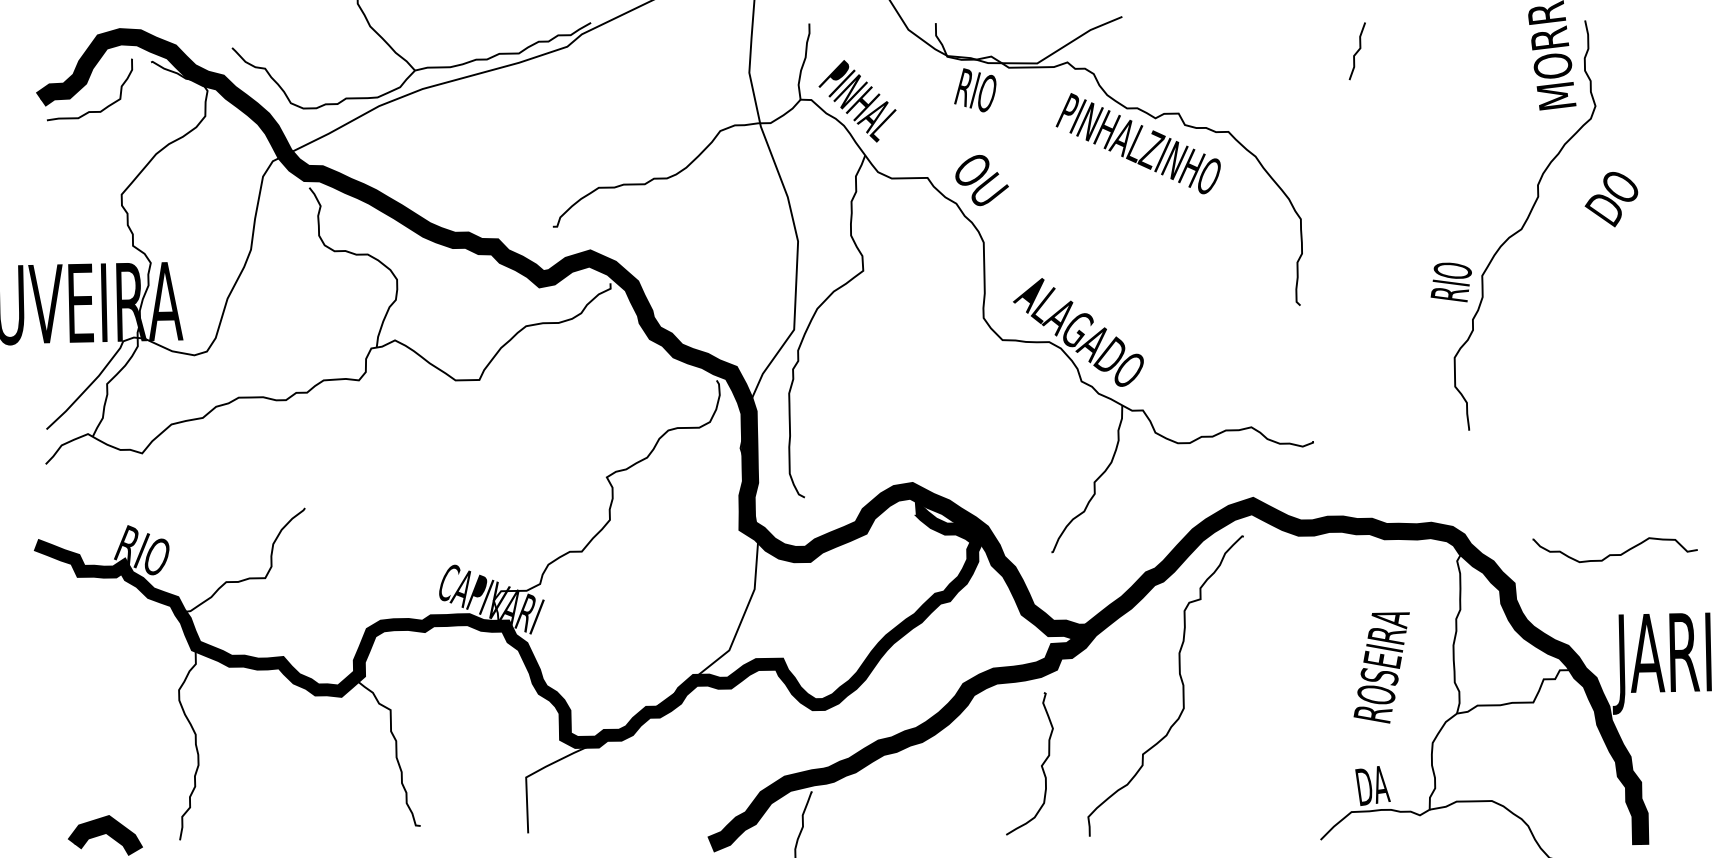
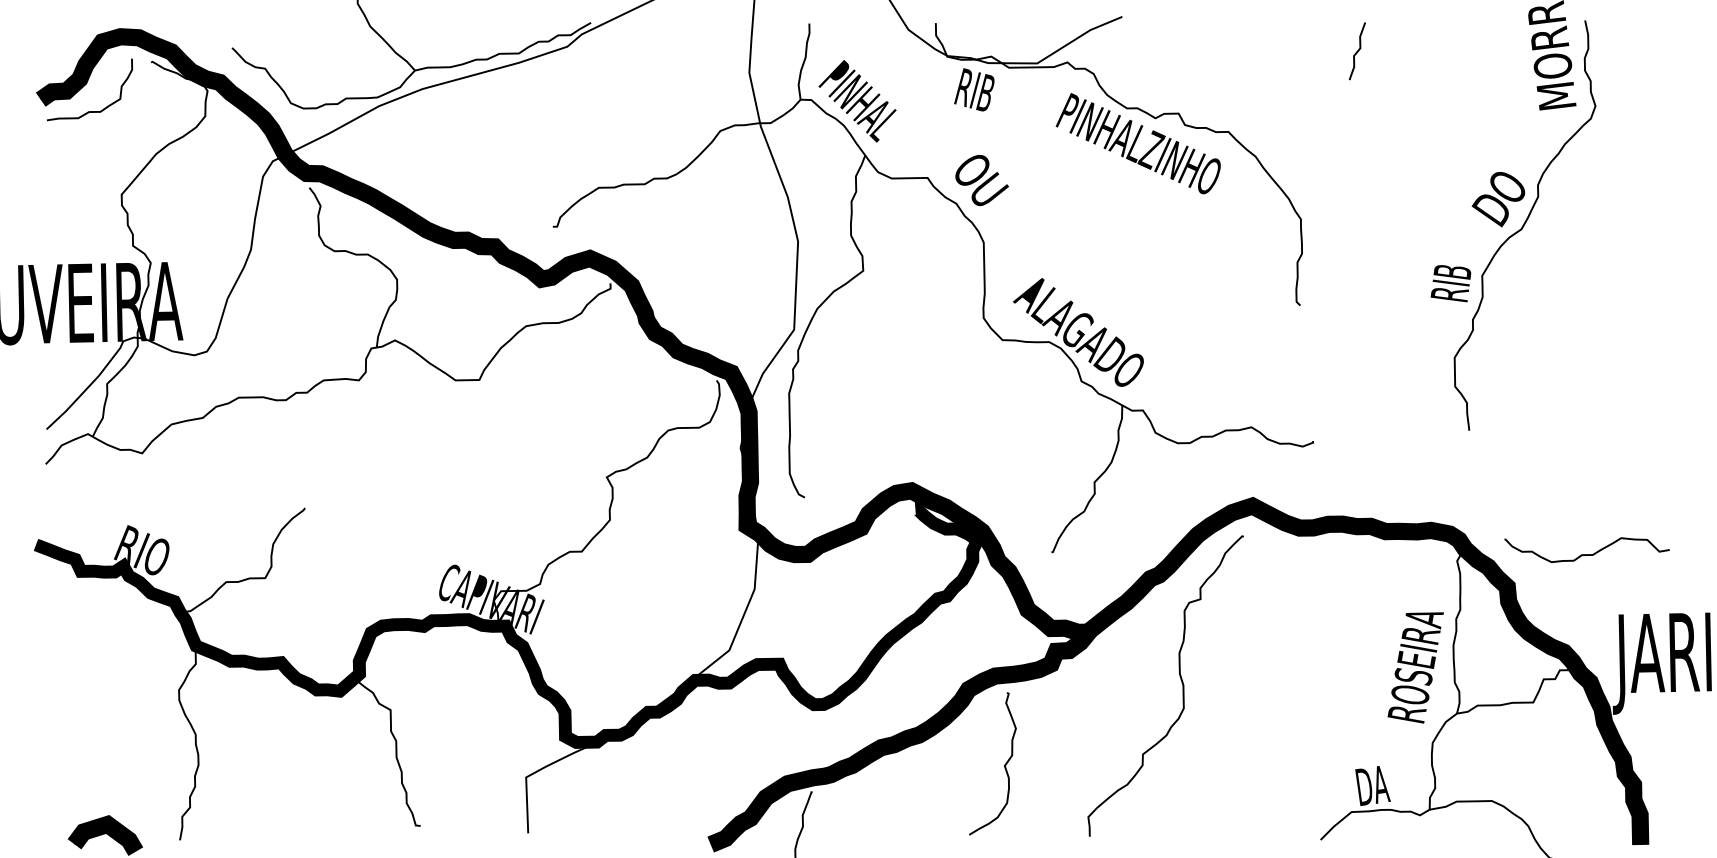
text: RIO -> RIB (986, 93)
text position: (1611, 199) -> (1498, 199) (1498, 199)
text: RIO -> RIB (1452, 270)
curve position: (1614, 554) -> (1586, 554) (1586, 554)
text position: (1381, 667) -> (1415, 667) (1415, 667)
curve position: (1041, 764) -> (1004, 764) (1004, 764)
